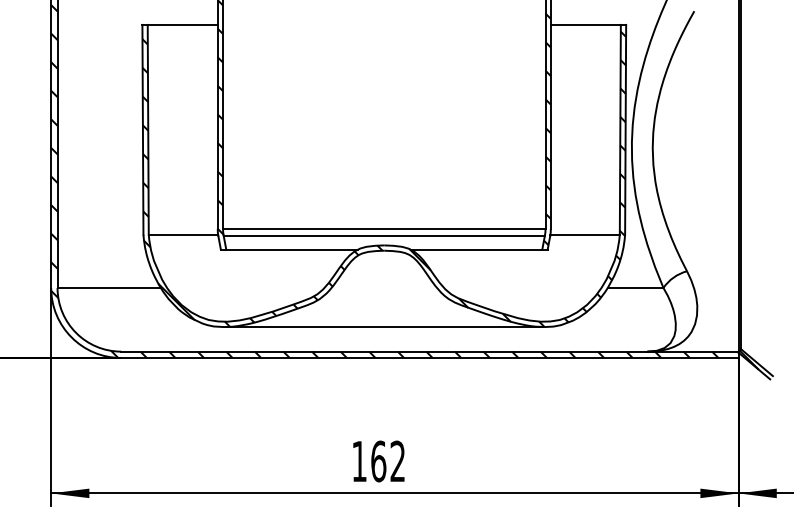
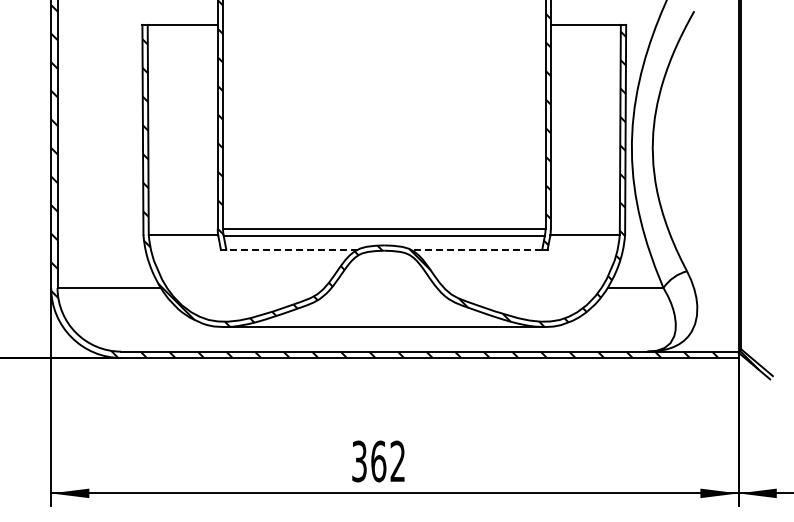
line: solid -> dashed (292, 249)
line: solid -> dashed (476, 249)
text: 162 -> 362 (359, 461)
